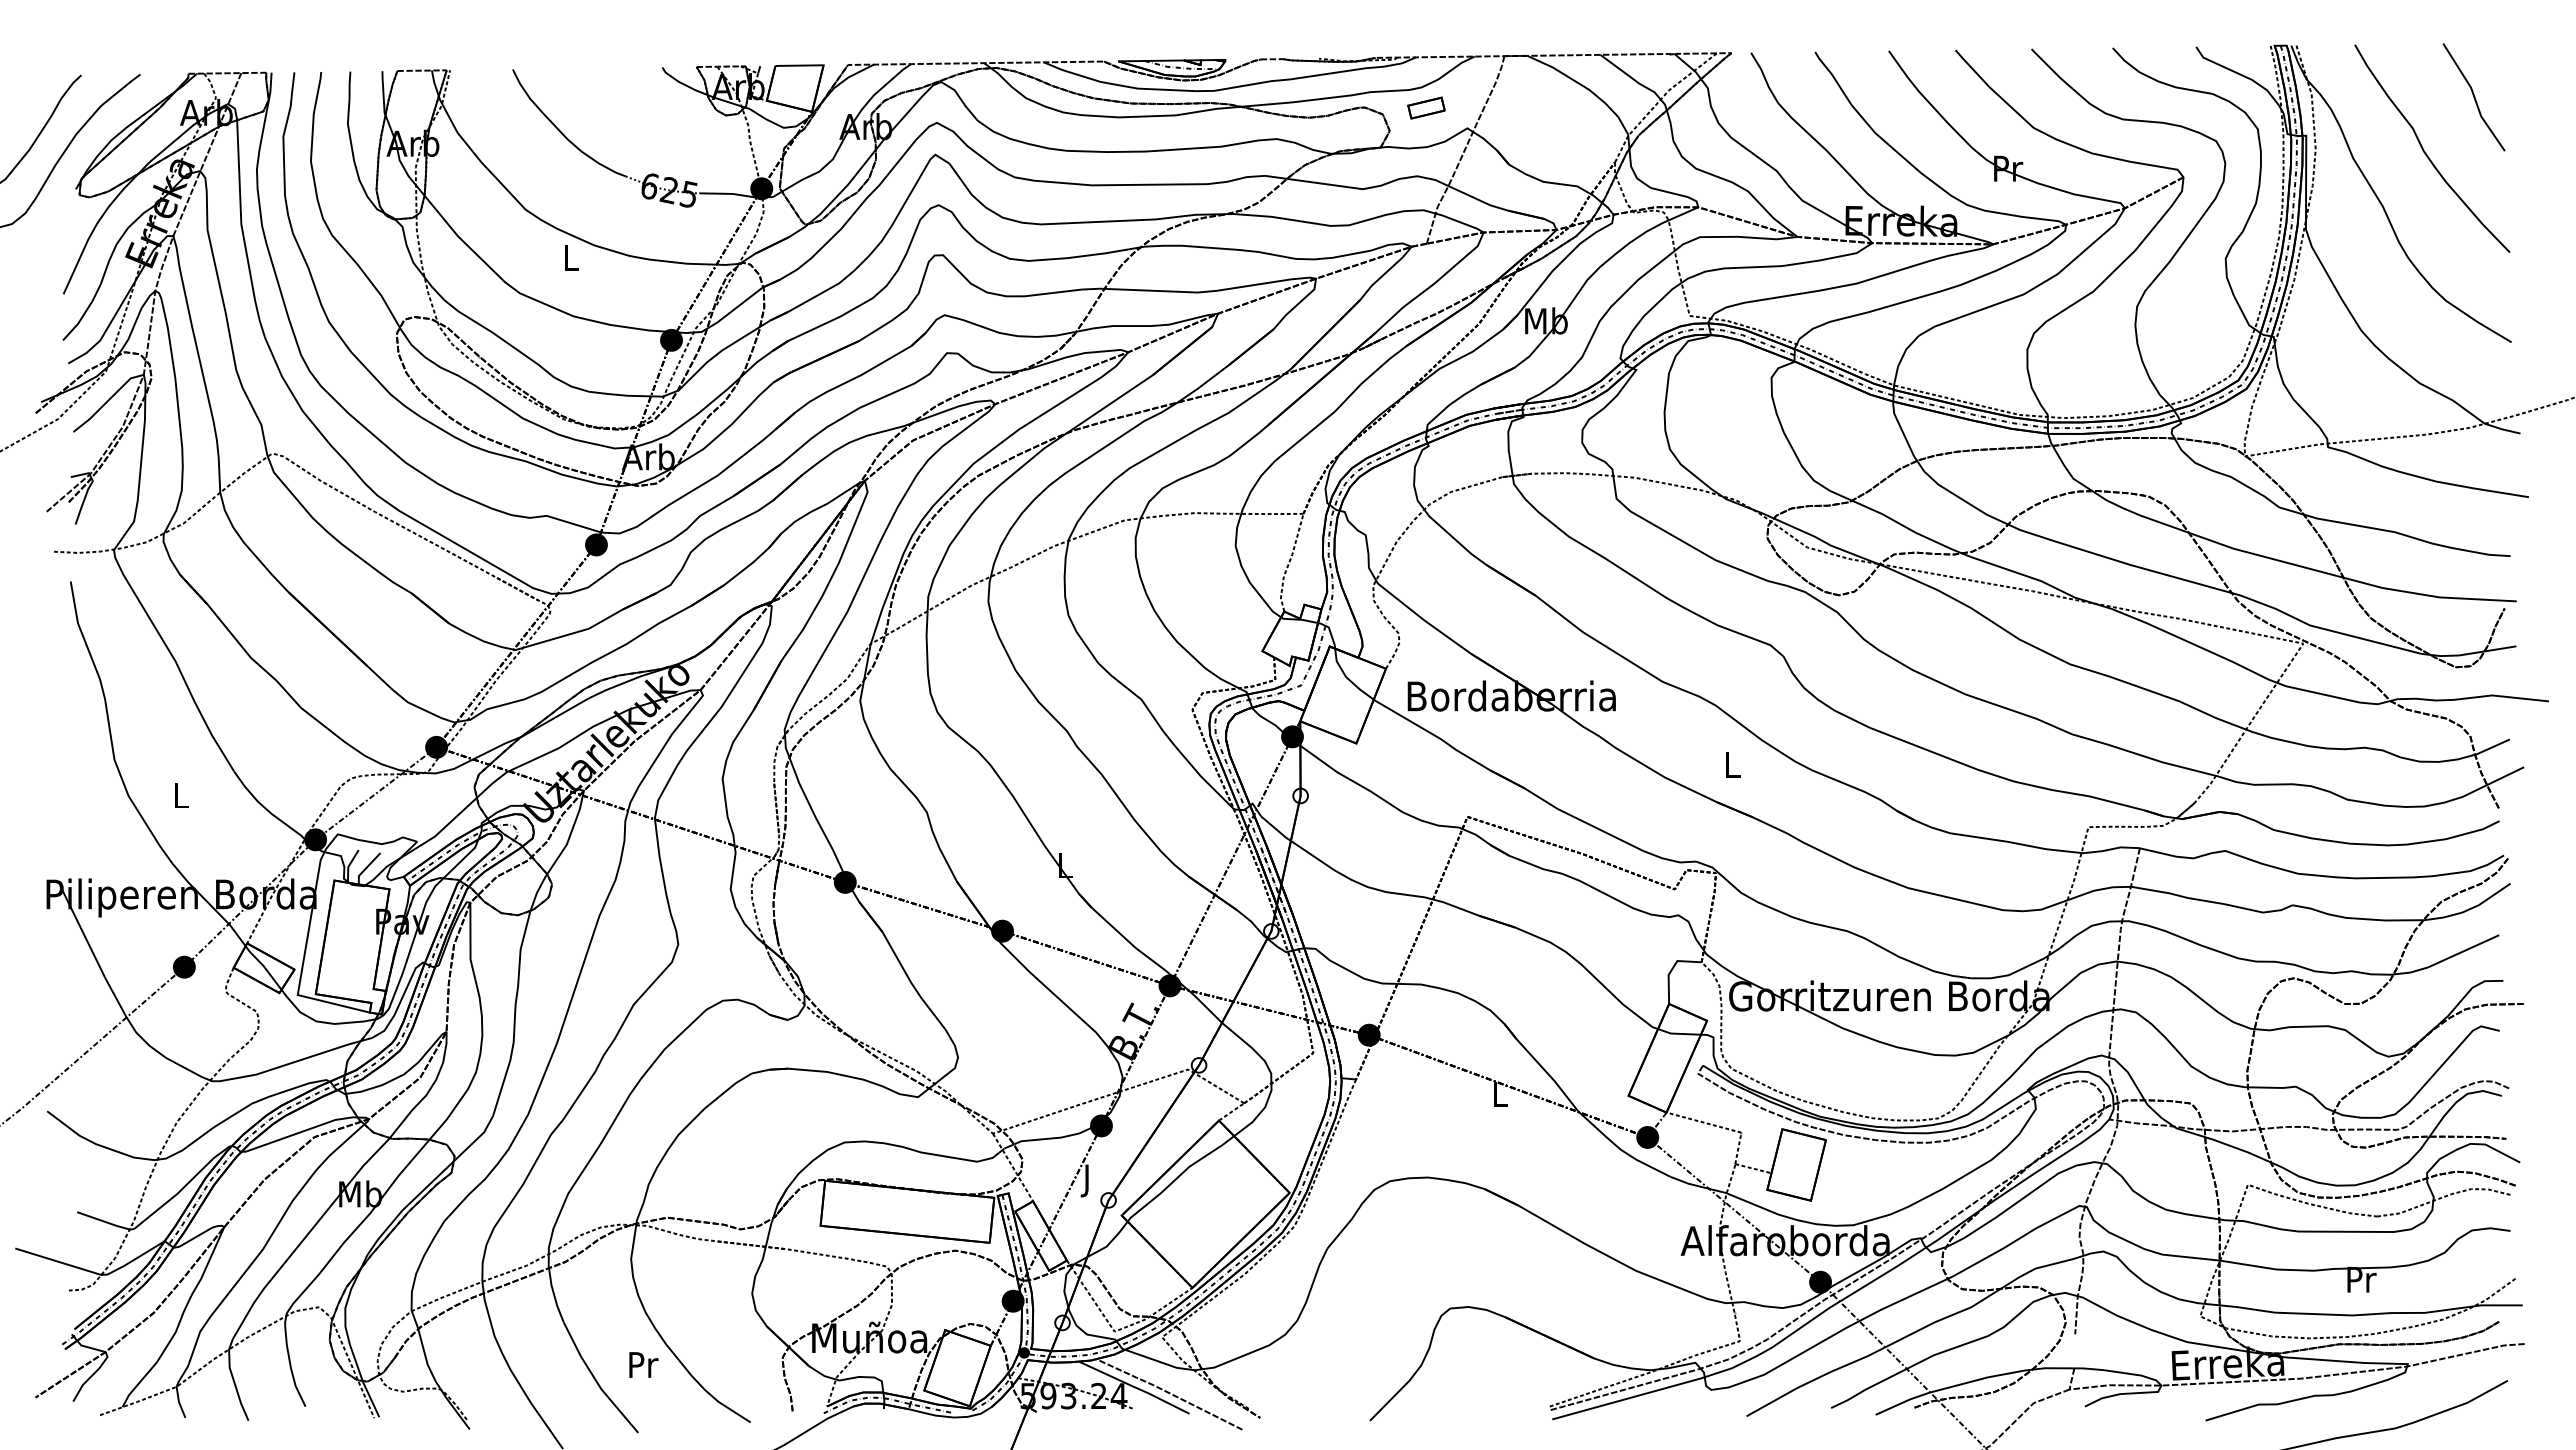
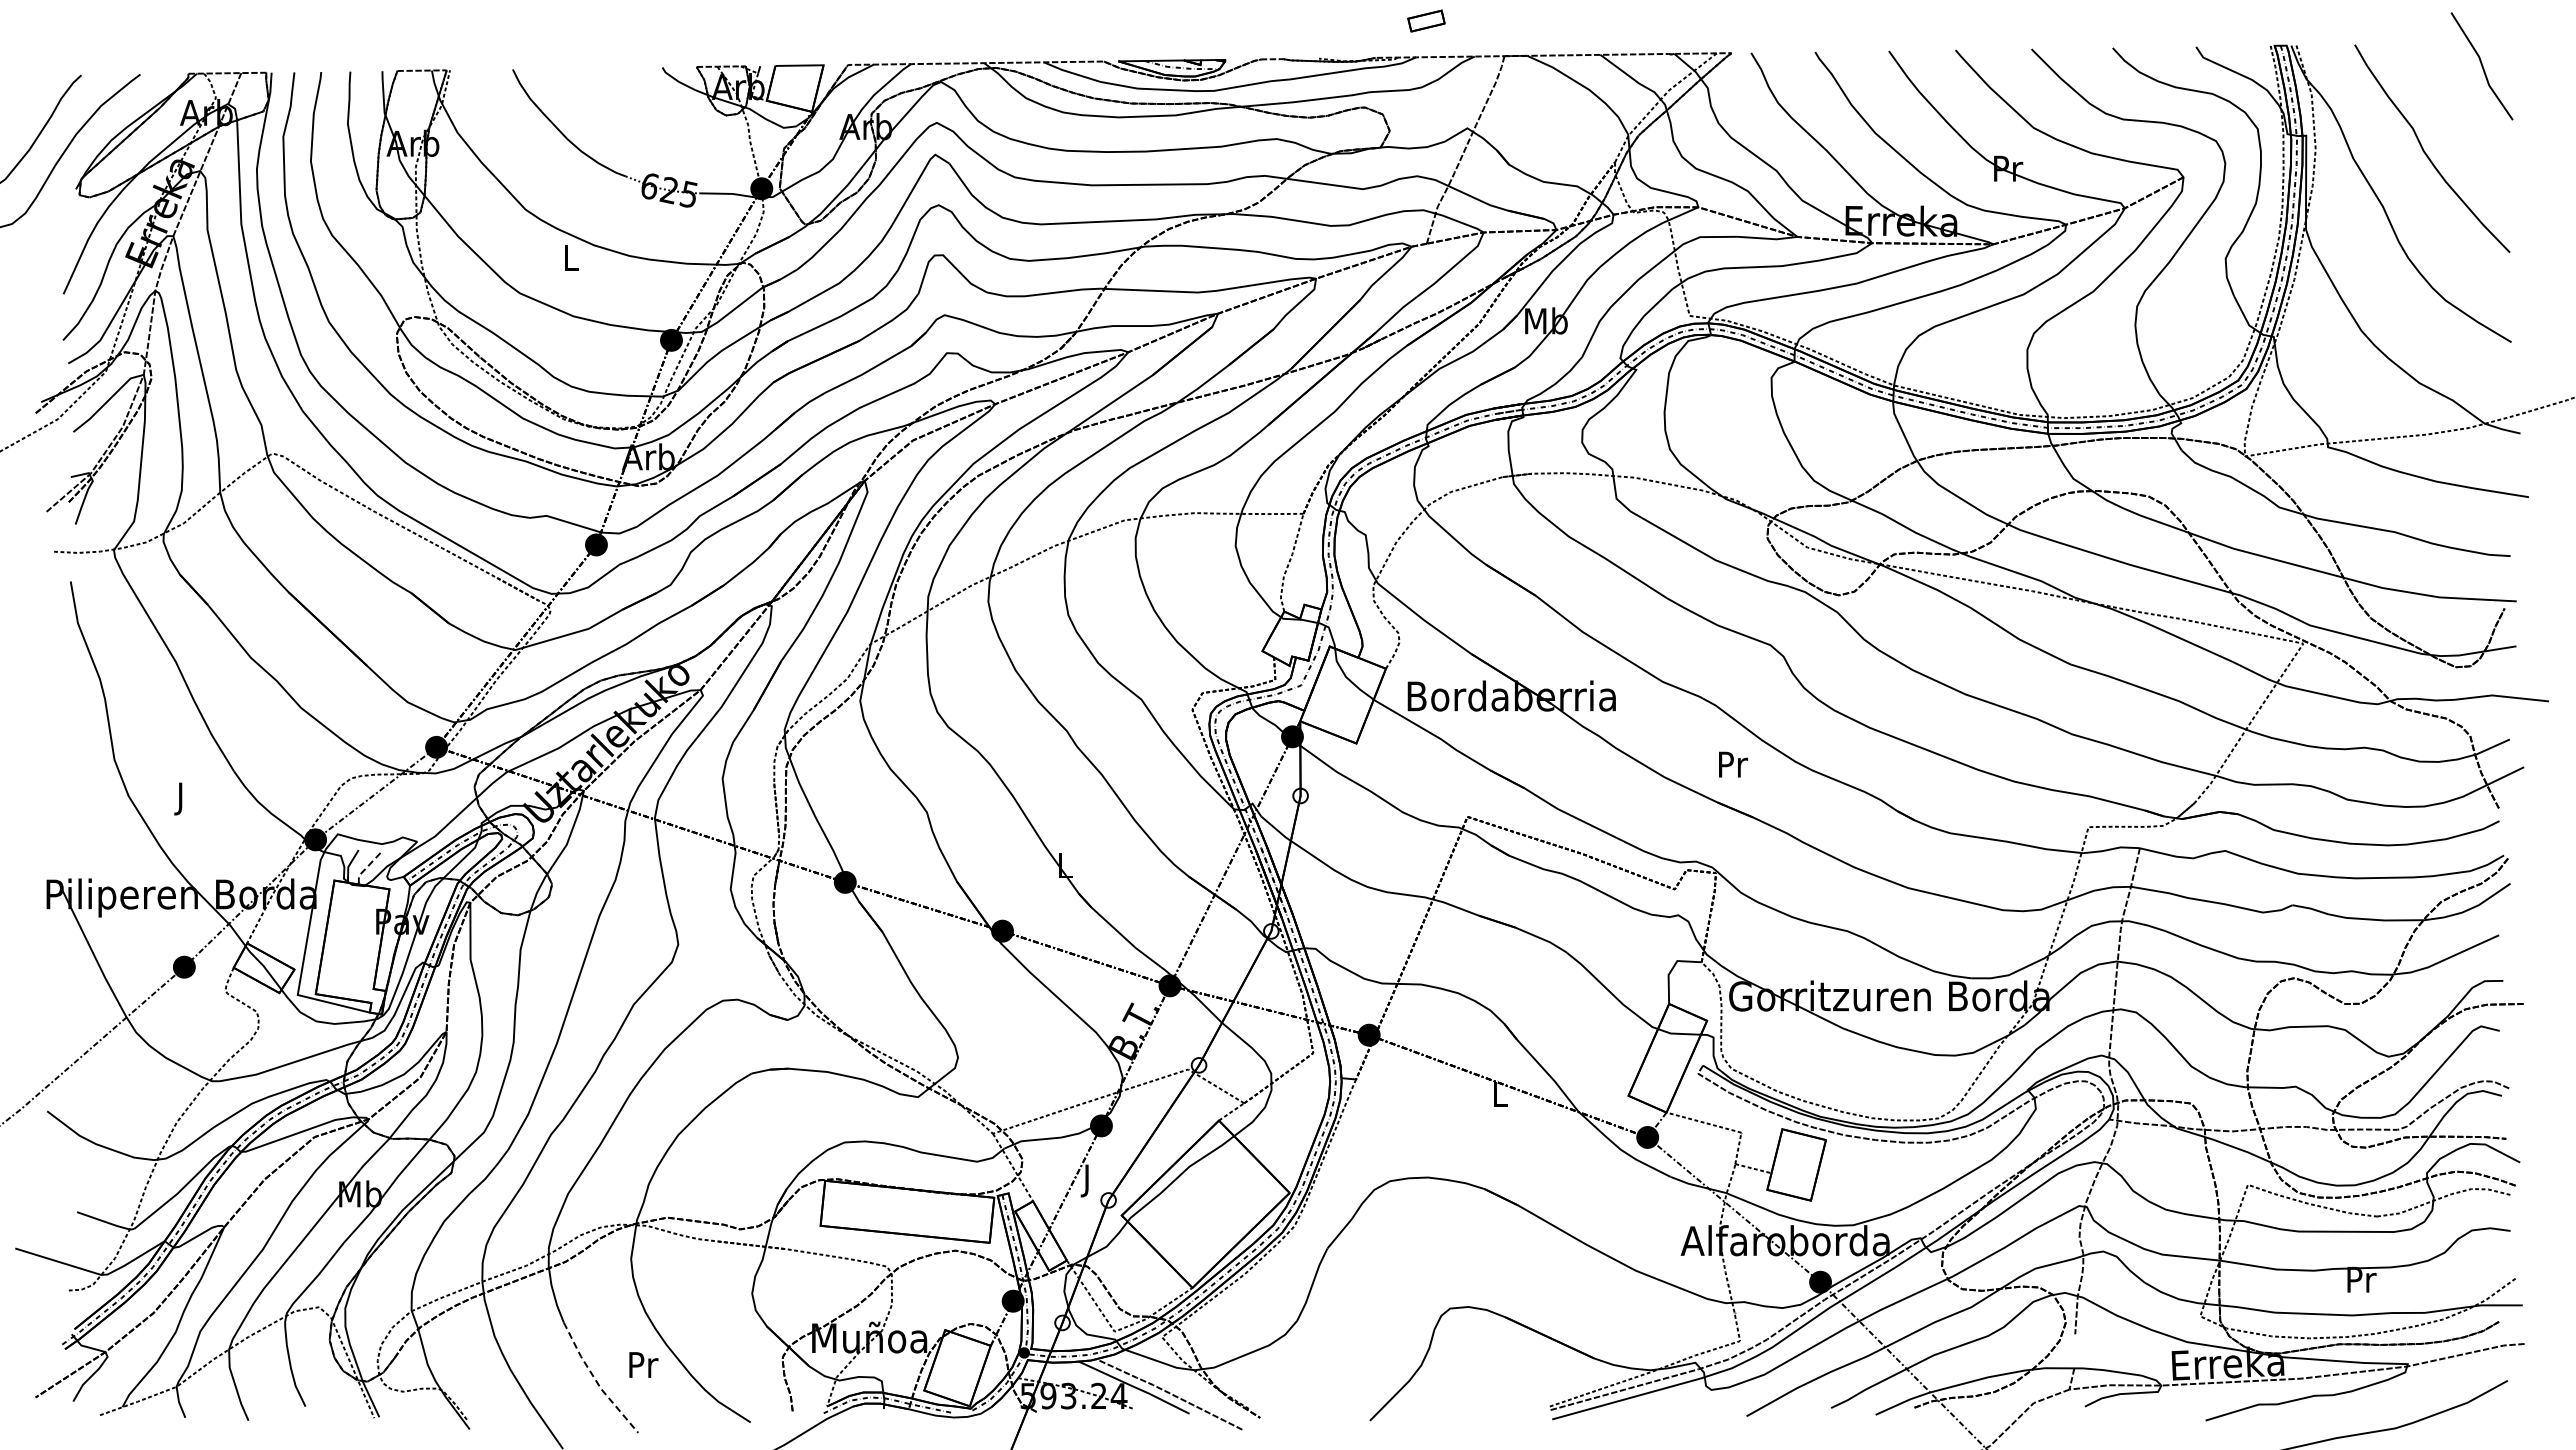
line position: (2473, 97) -> (2481, 66) (2481, 66)
part position: (1426, 107) -> (1426, 20) (1426, 20)
text: L -> Pr (1733, 764)
text: L -> J (181, 798)
line: solid -> dashed (366, 868)
line: solid -> dashed (596, 1381)
